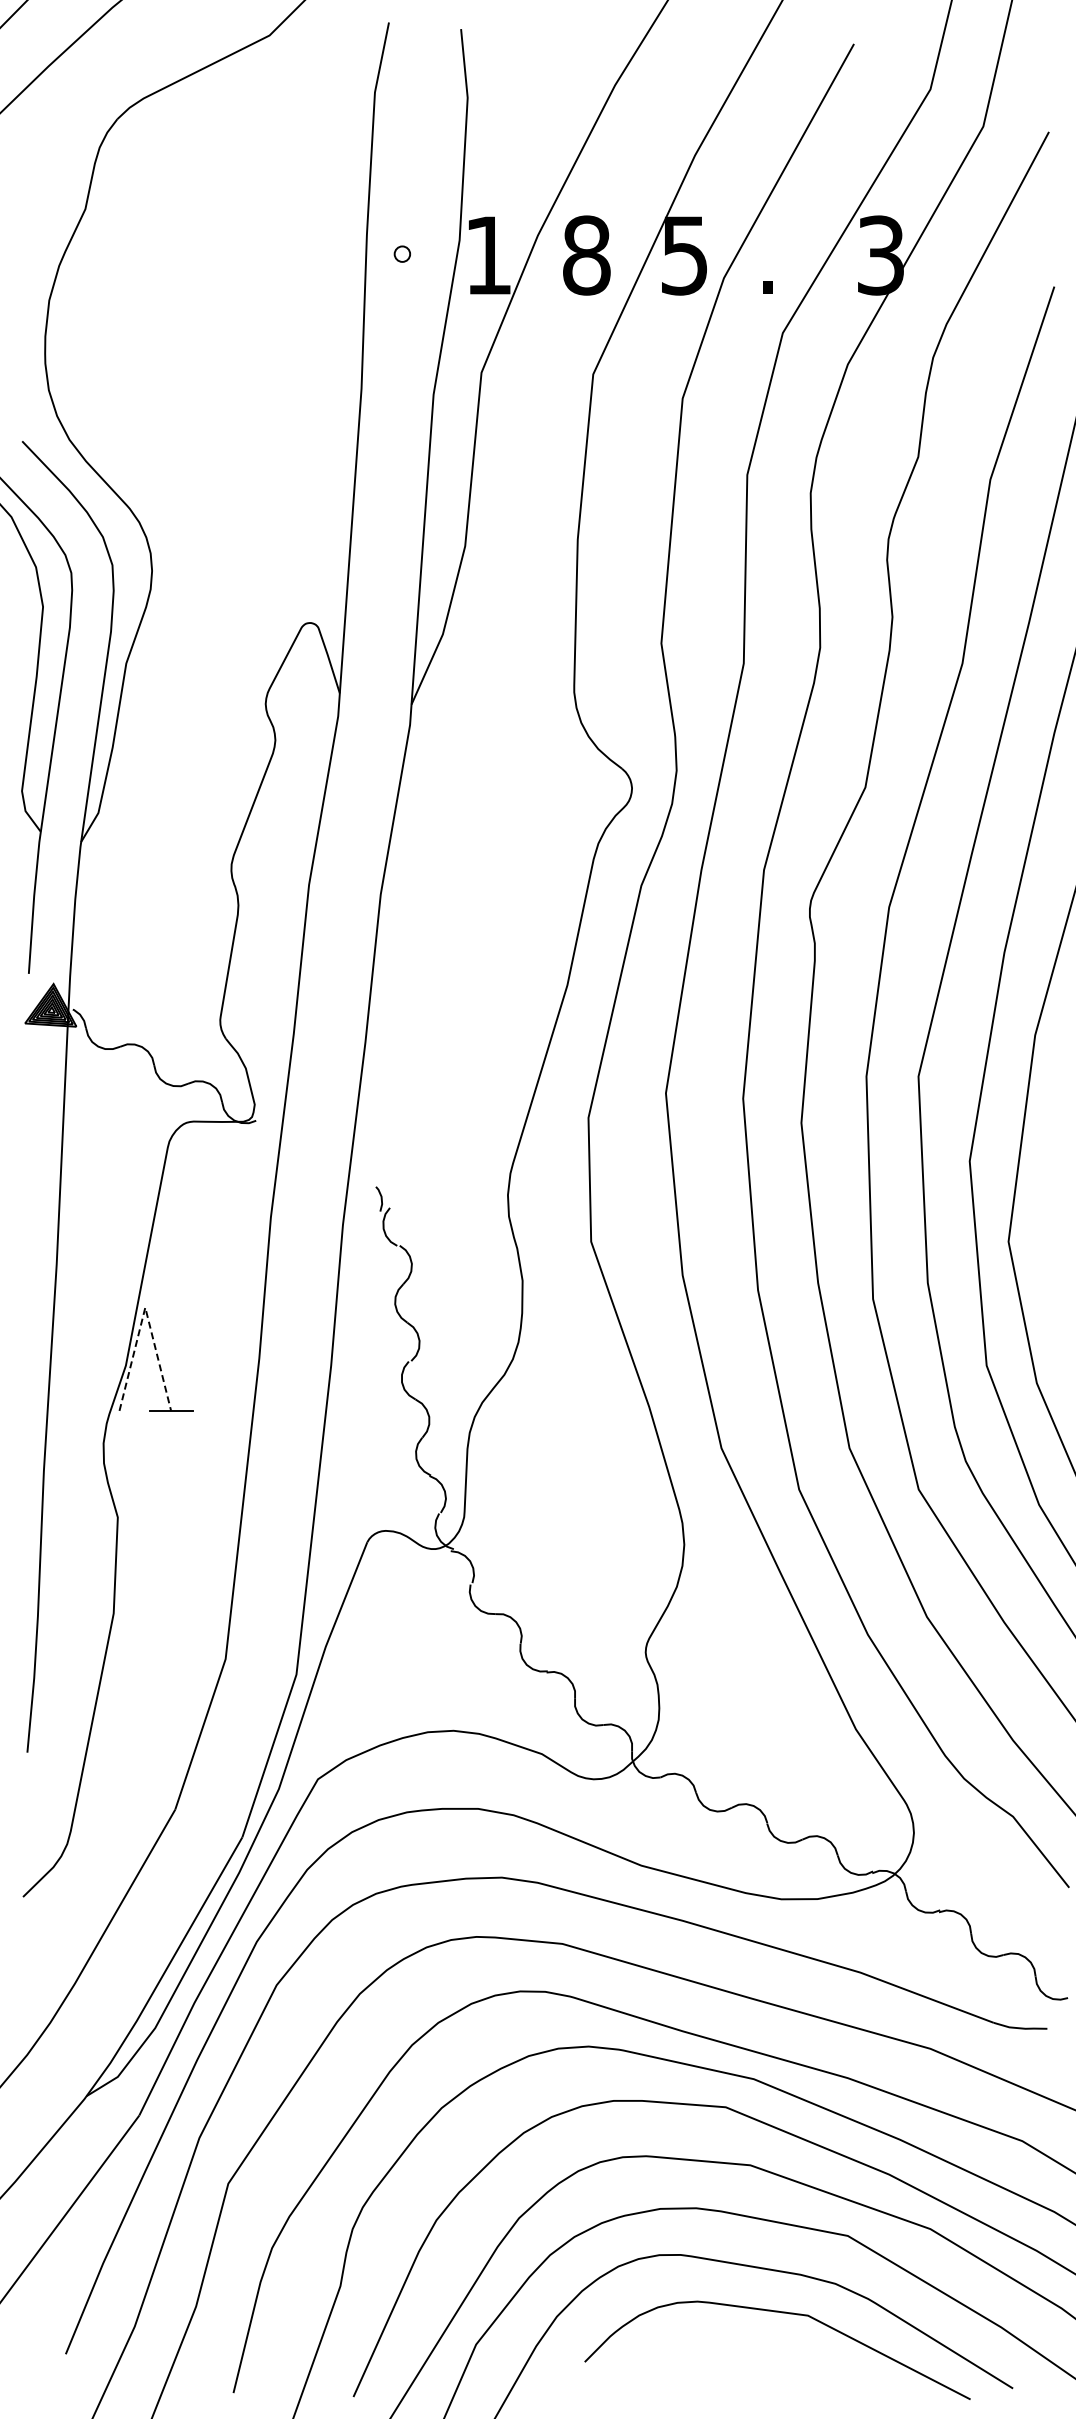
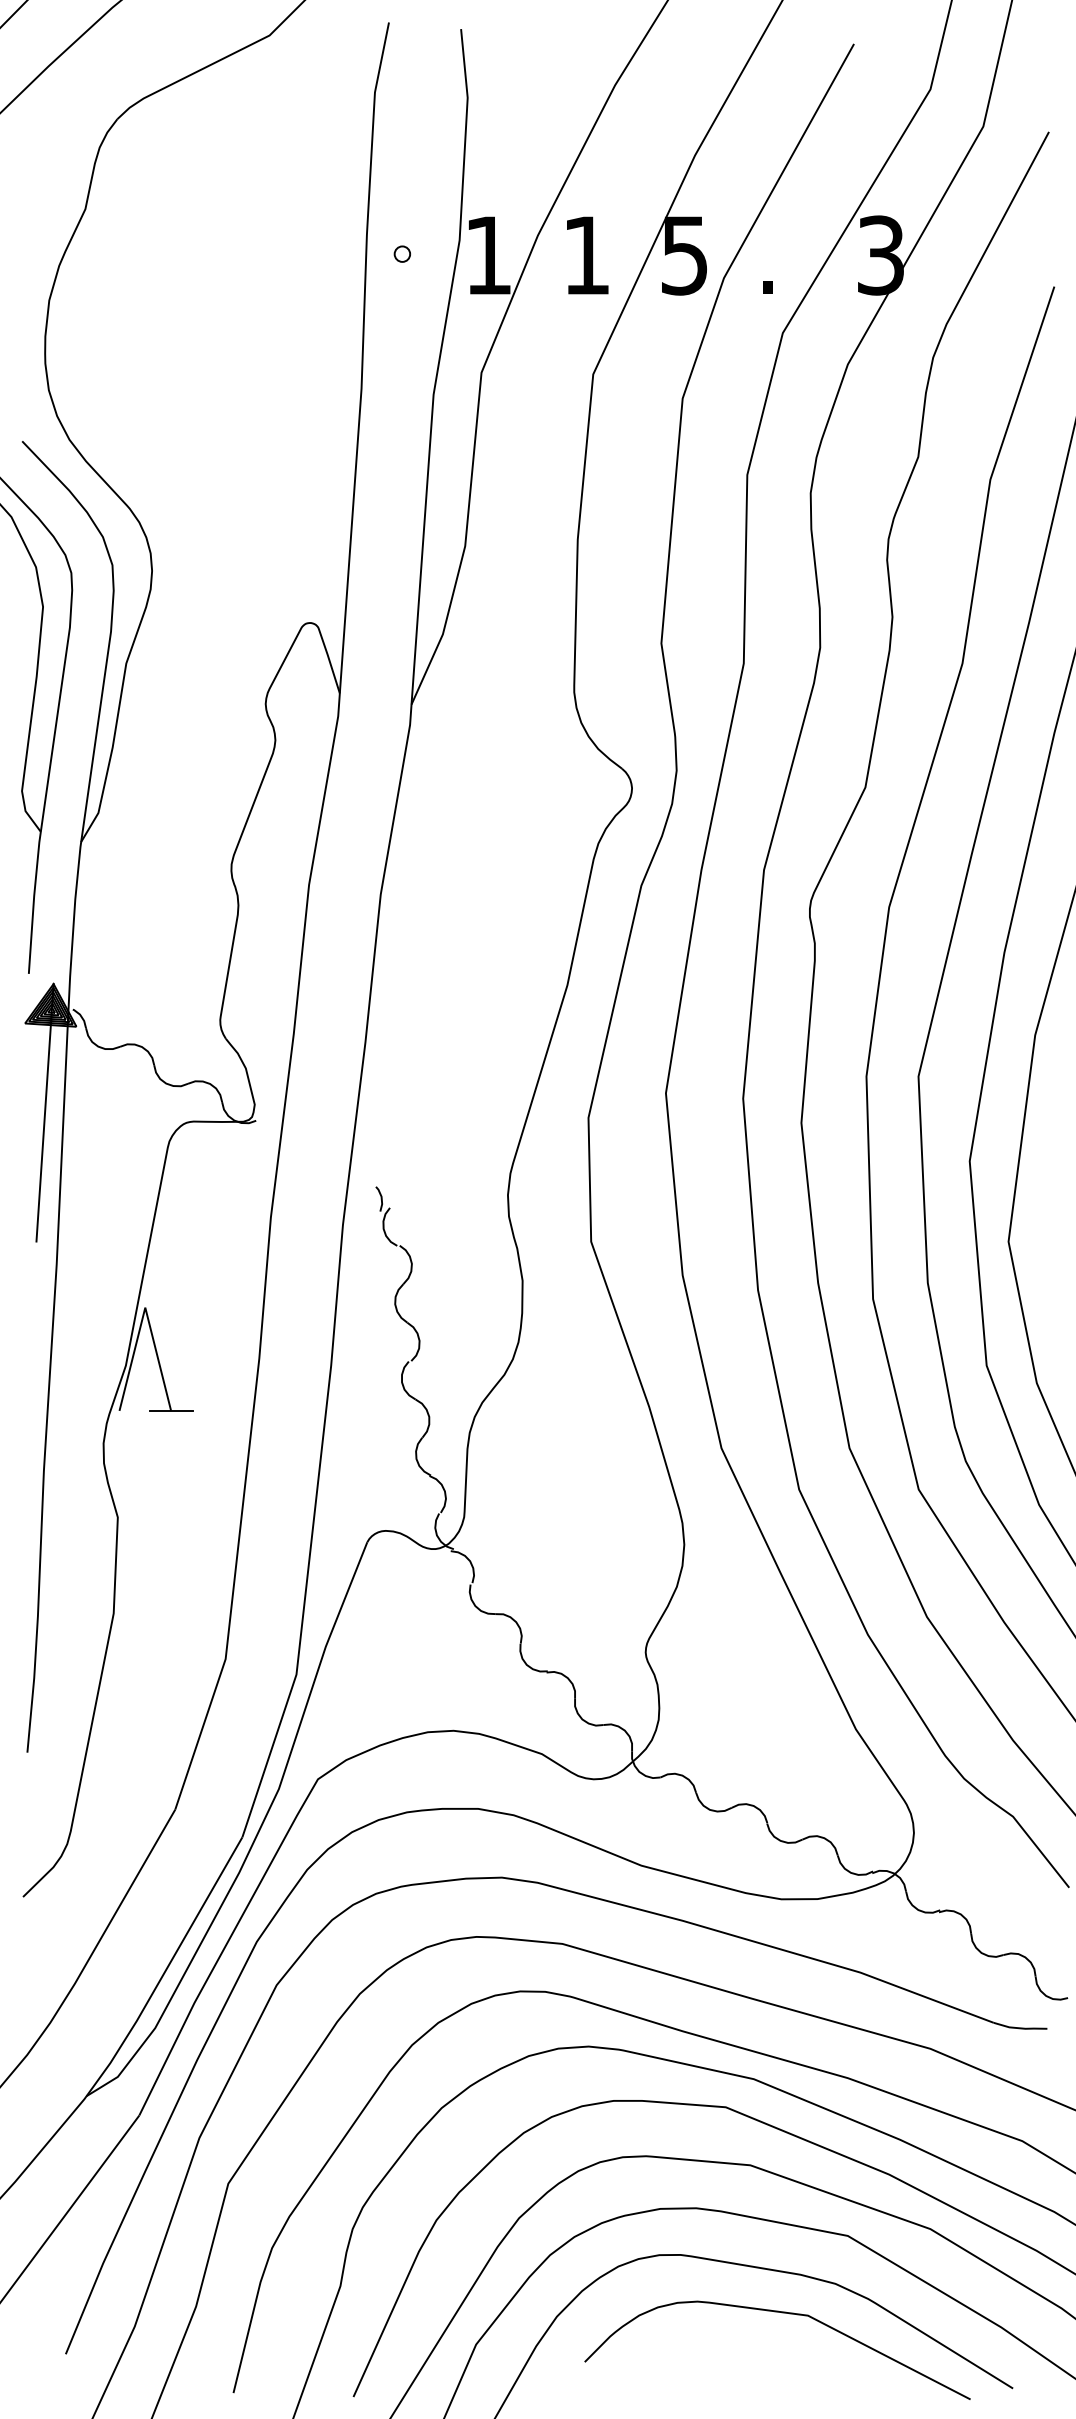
text: 8 -> 1 (586, 255)
line: none -> present (44, 1112)
line: dashed -> solid (145, 1307)
